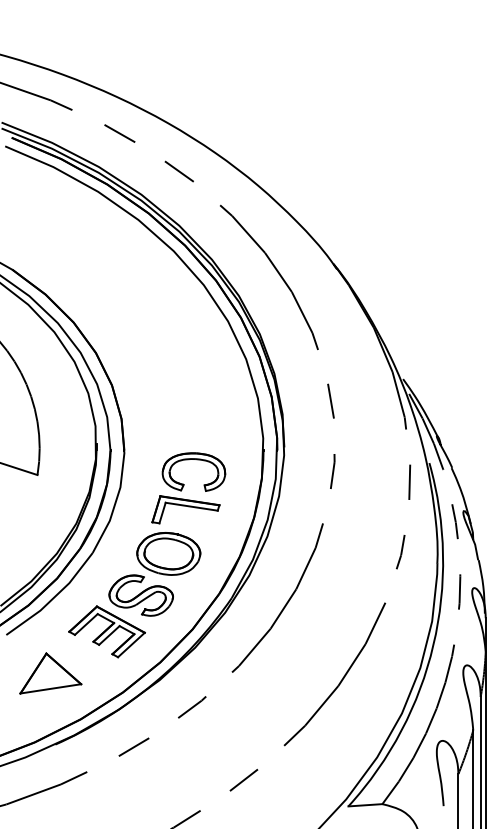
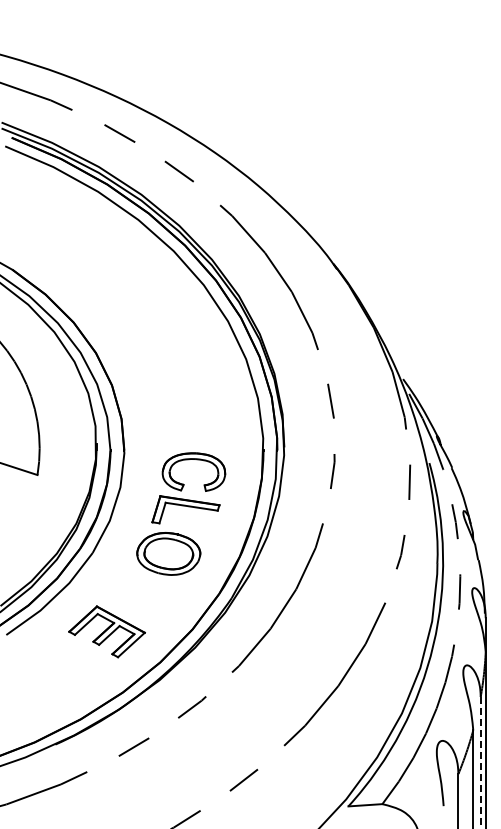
part: present -> none (140, 595)
part: present -> none (50, 673)
line: solid -> dashed (480, 762)
